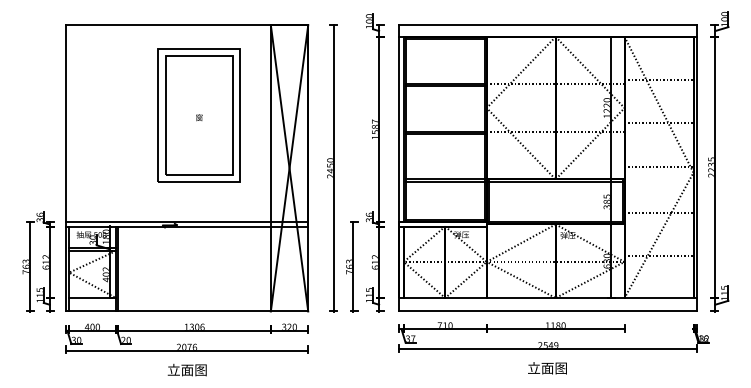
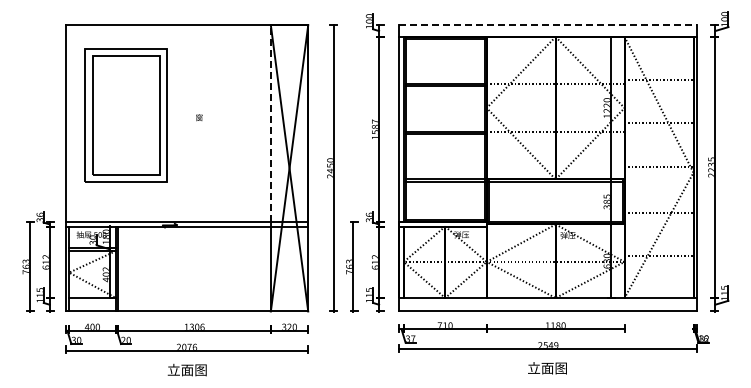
line: solid -> dashed (548, 25)
part position: (198, 115) -> (125, 115) (125, 115)
line: solid -> dashed (270, 123)
